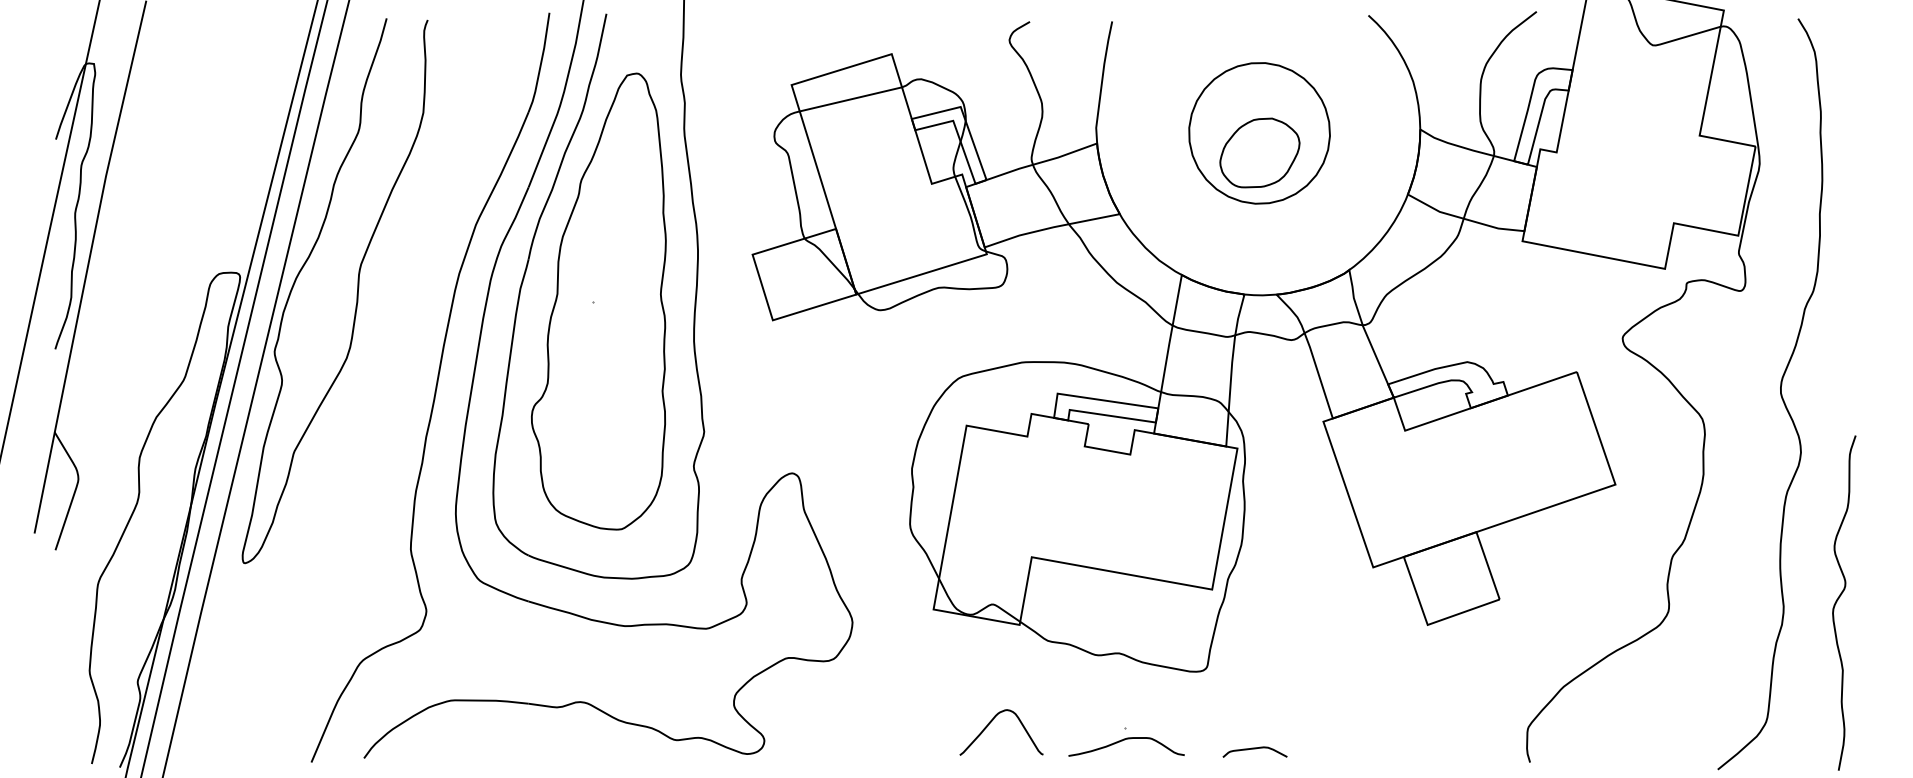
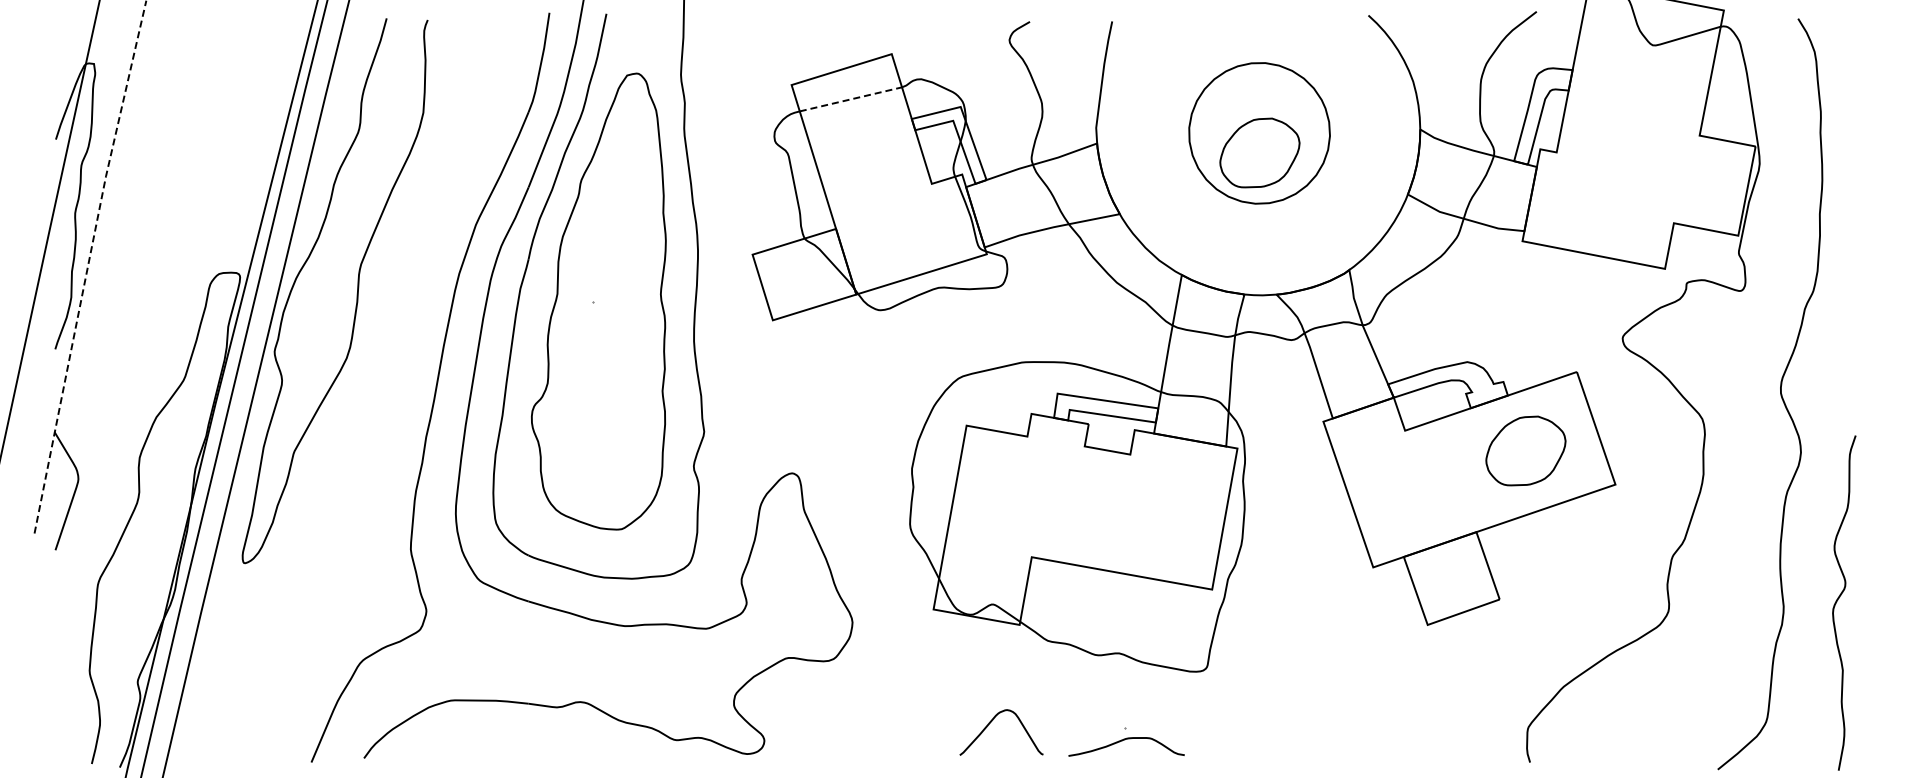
line: solid -> dashed (850, 99)
line: solid -> dashed (88, 266)
part: none -> present (1525, 450)
curve: present -> none (1254, 749)
